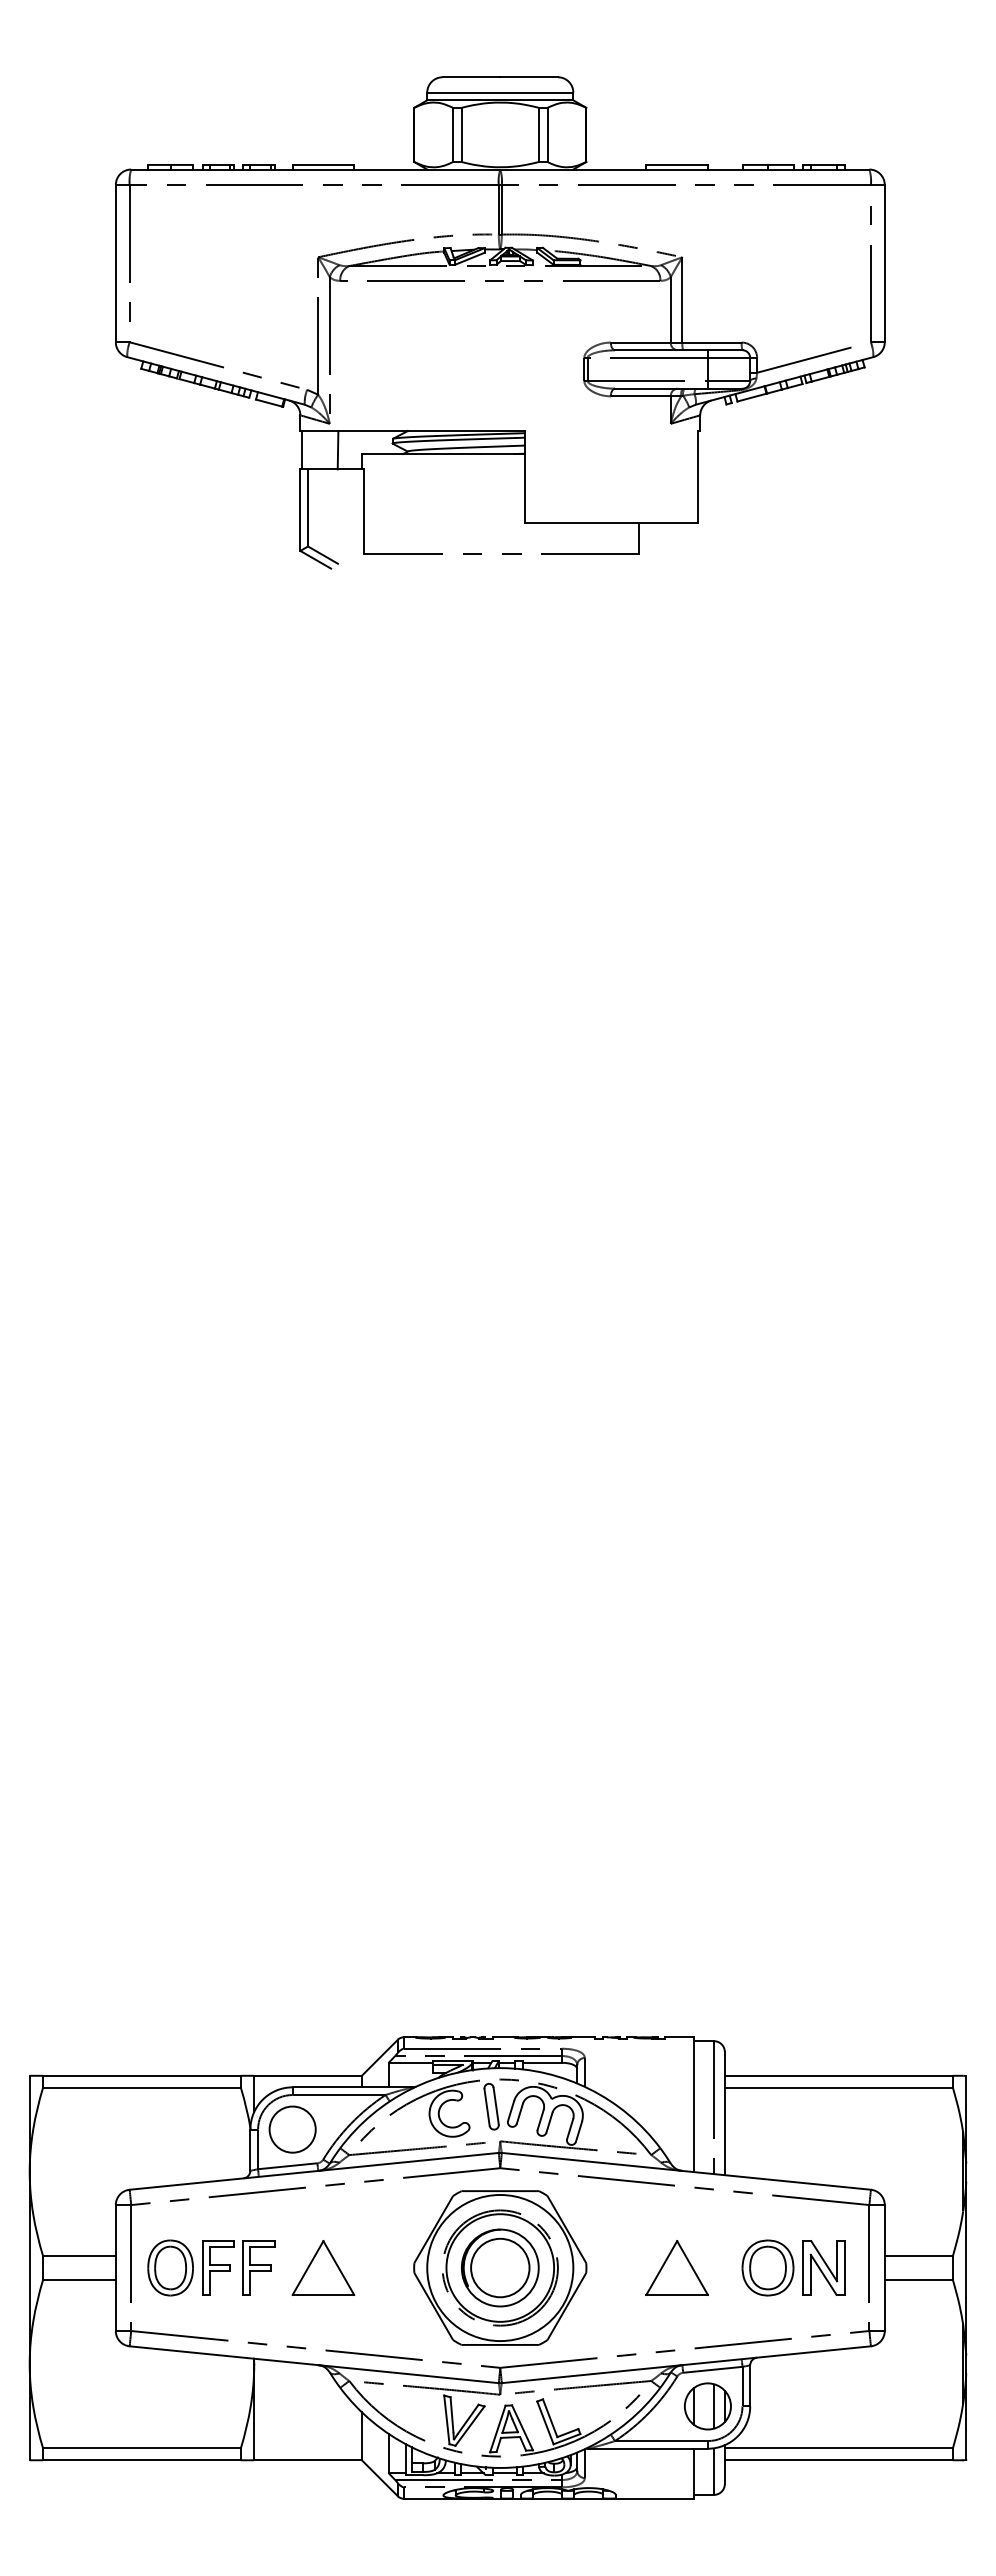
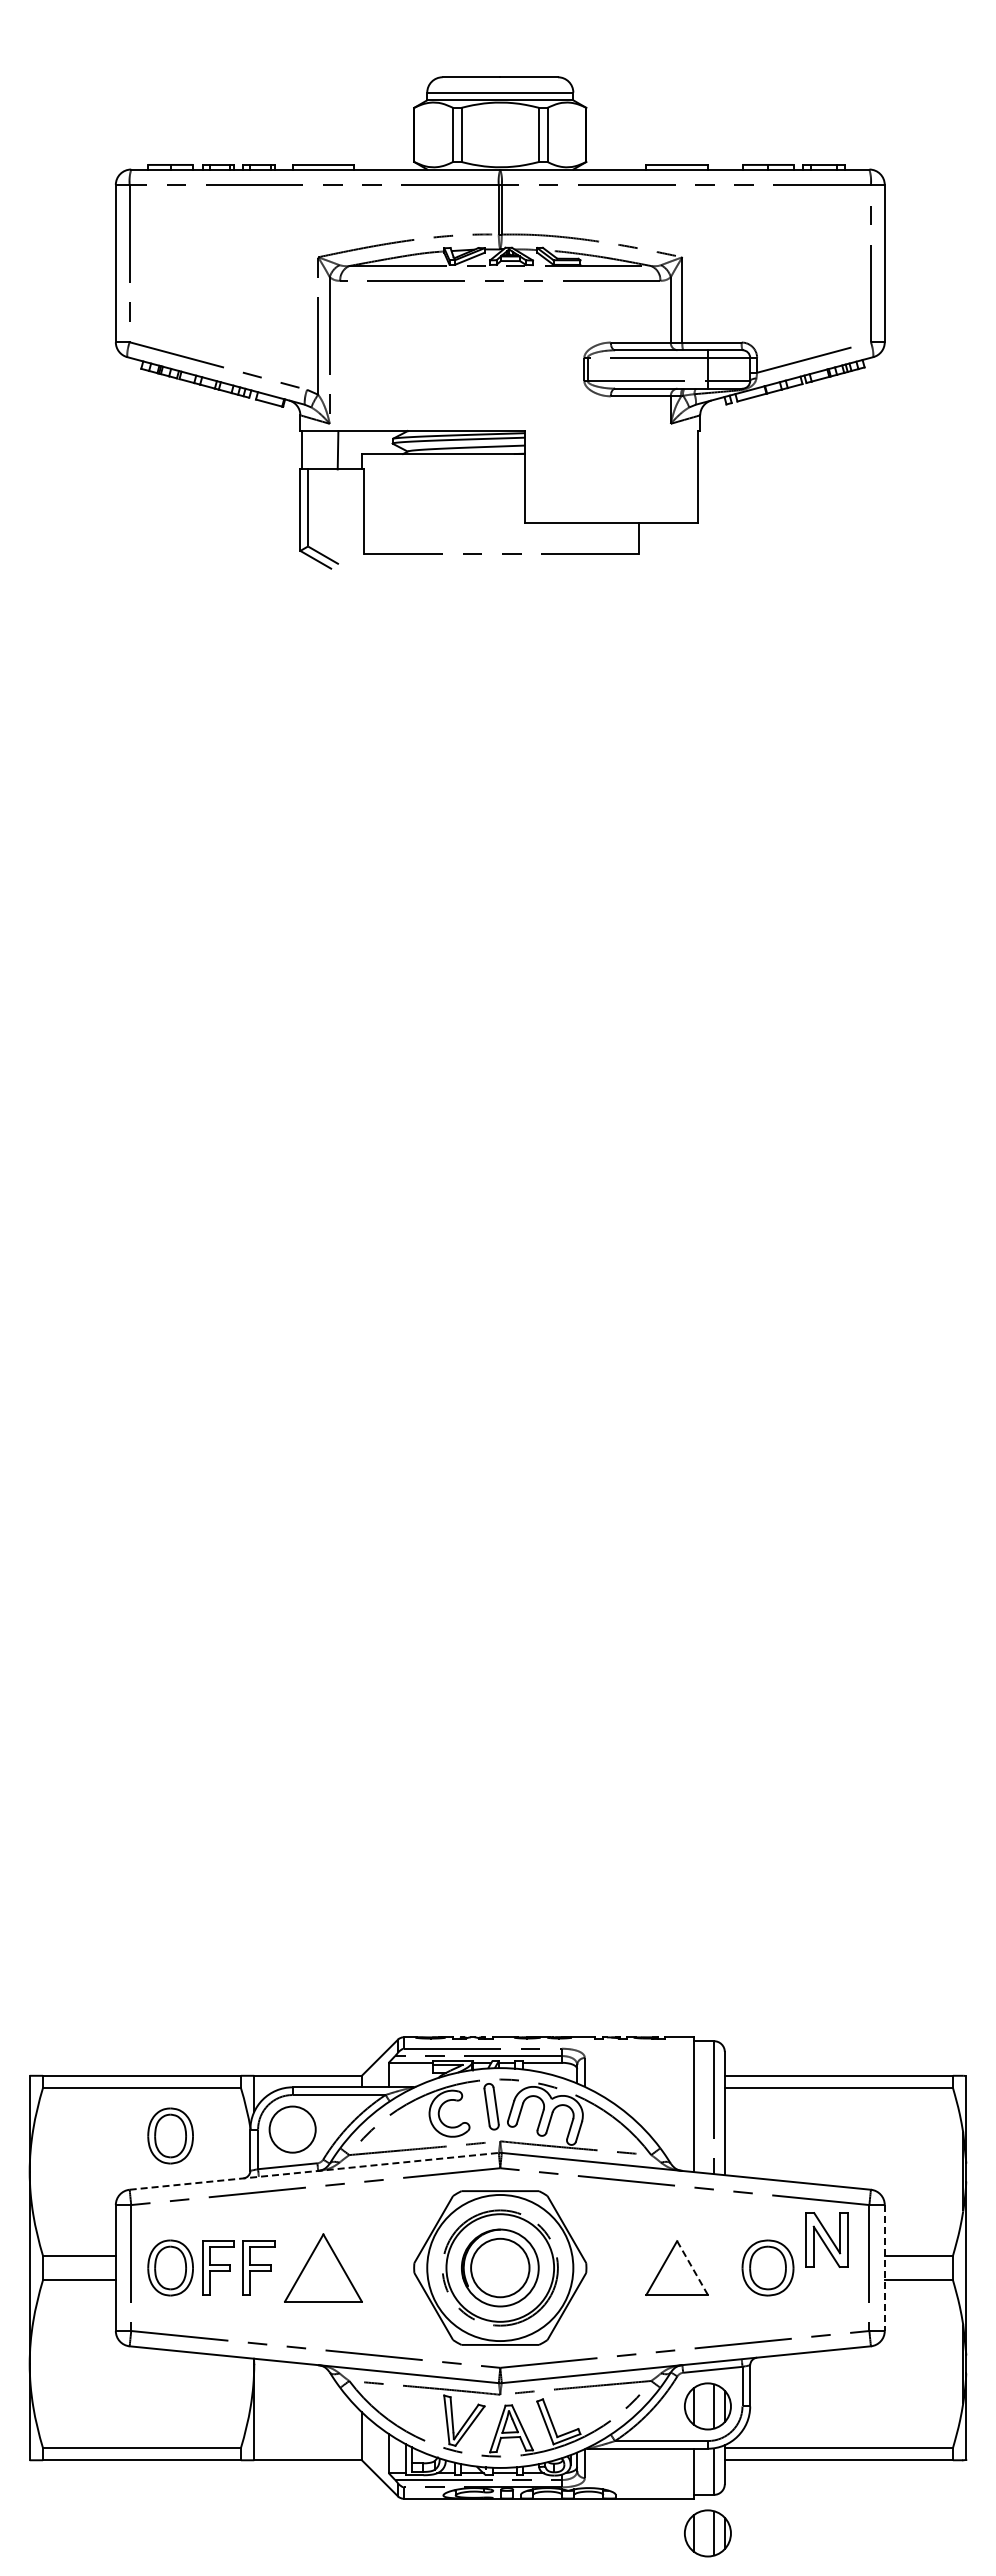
part: none -> present (170, 2135)
line: solid -> dashed (314, 2171)
part size: 65x56 px -> 79x70 px (323, 2267)
part position: (823, 2267) -> (826, 2239) (826, 2239)
line: solid -> dashed (692, 2268)
line: solid -> dashed (884, 2268)
part: none -> present (707, 2533)
